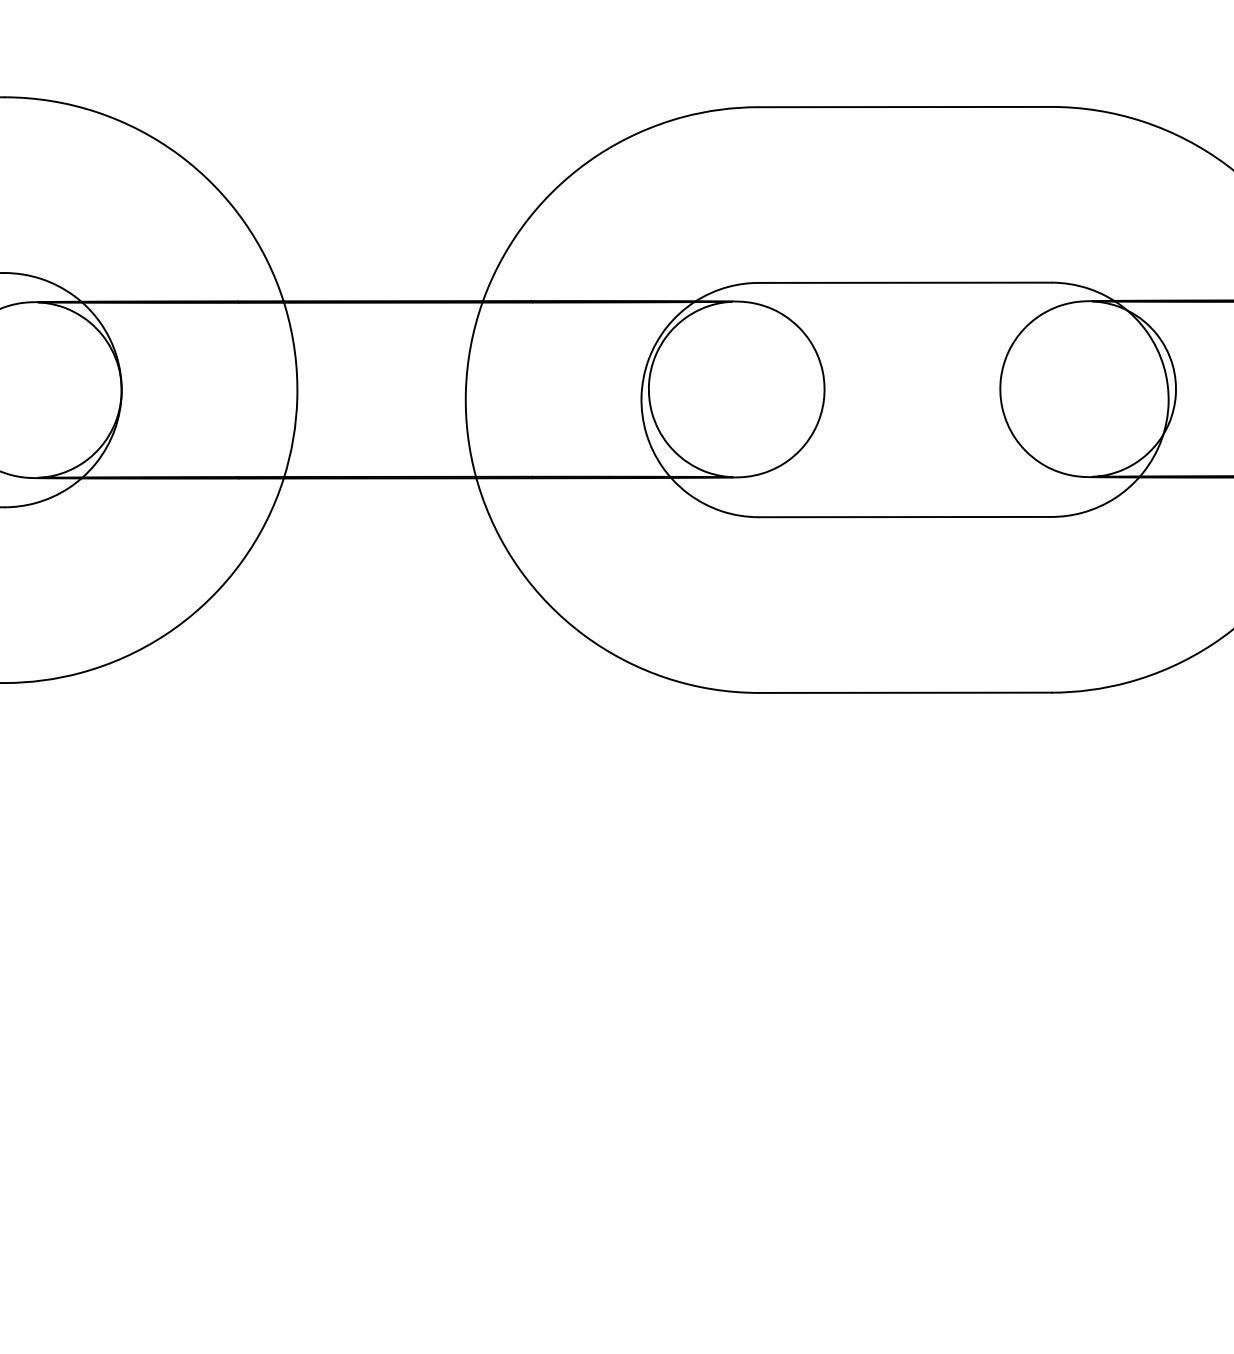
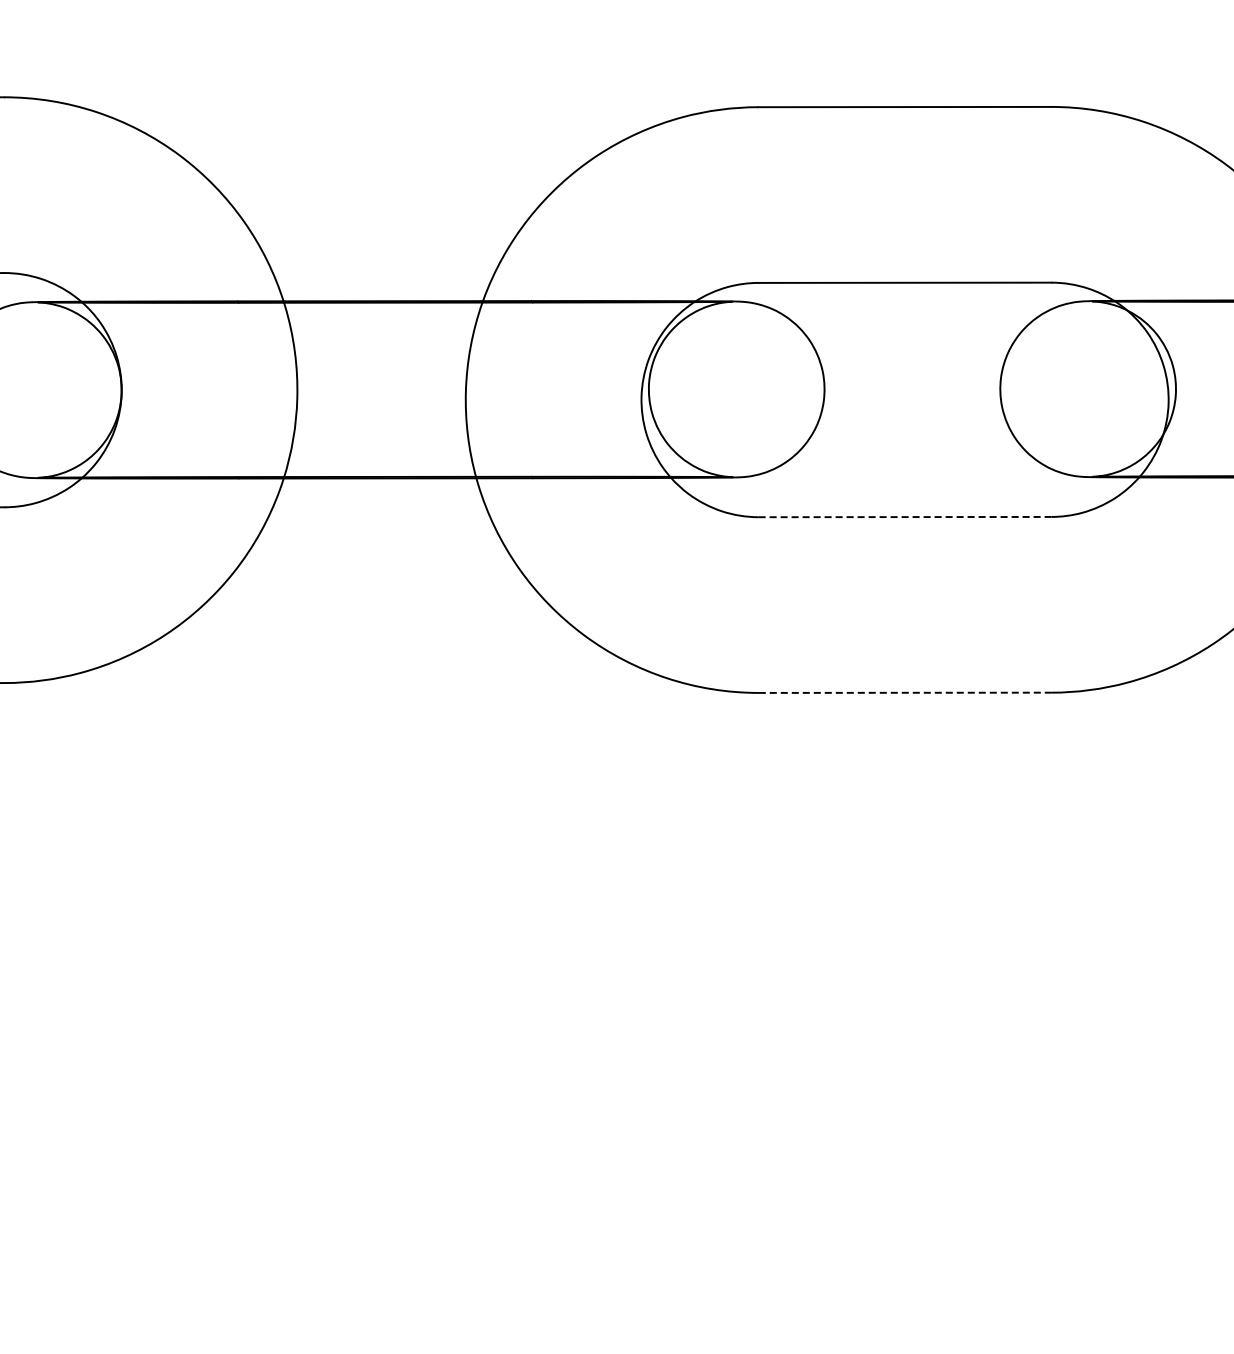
line: solid -> dashed (904, 517)
line: solid -> dashed (904, 692)
